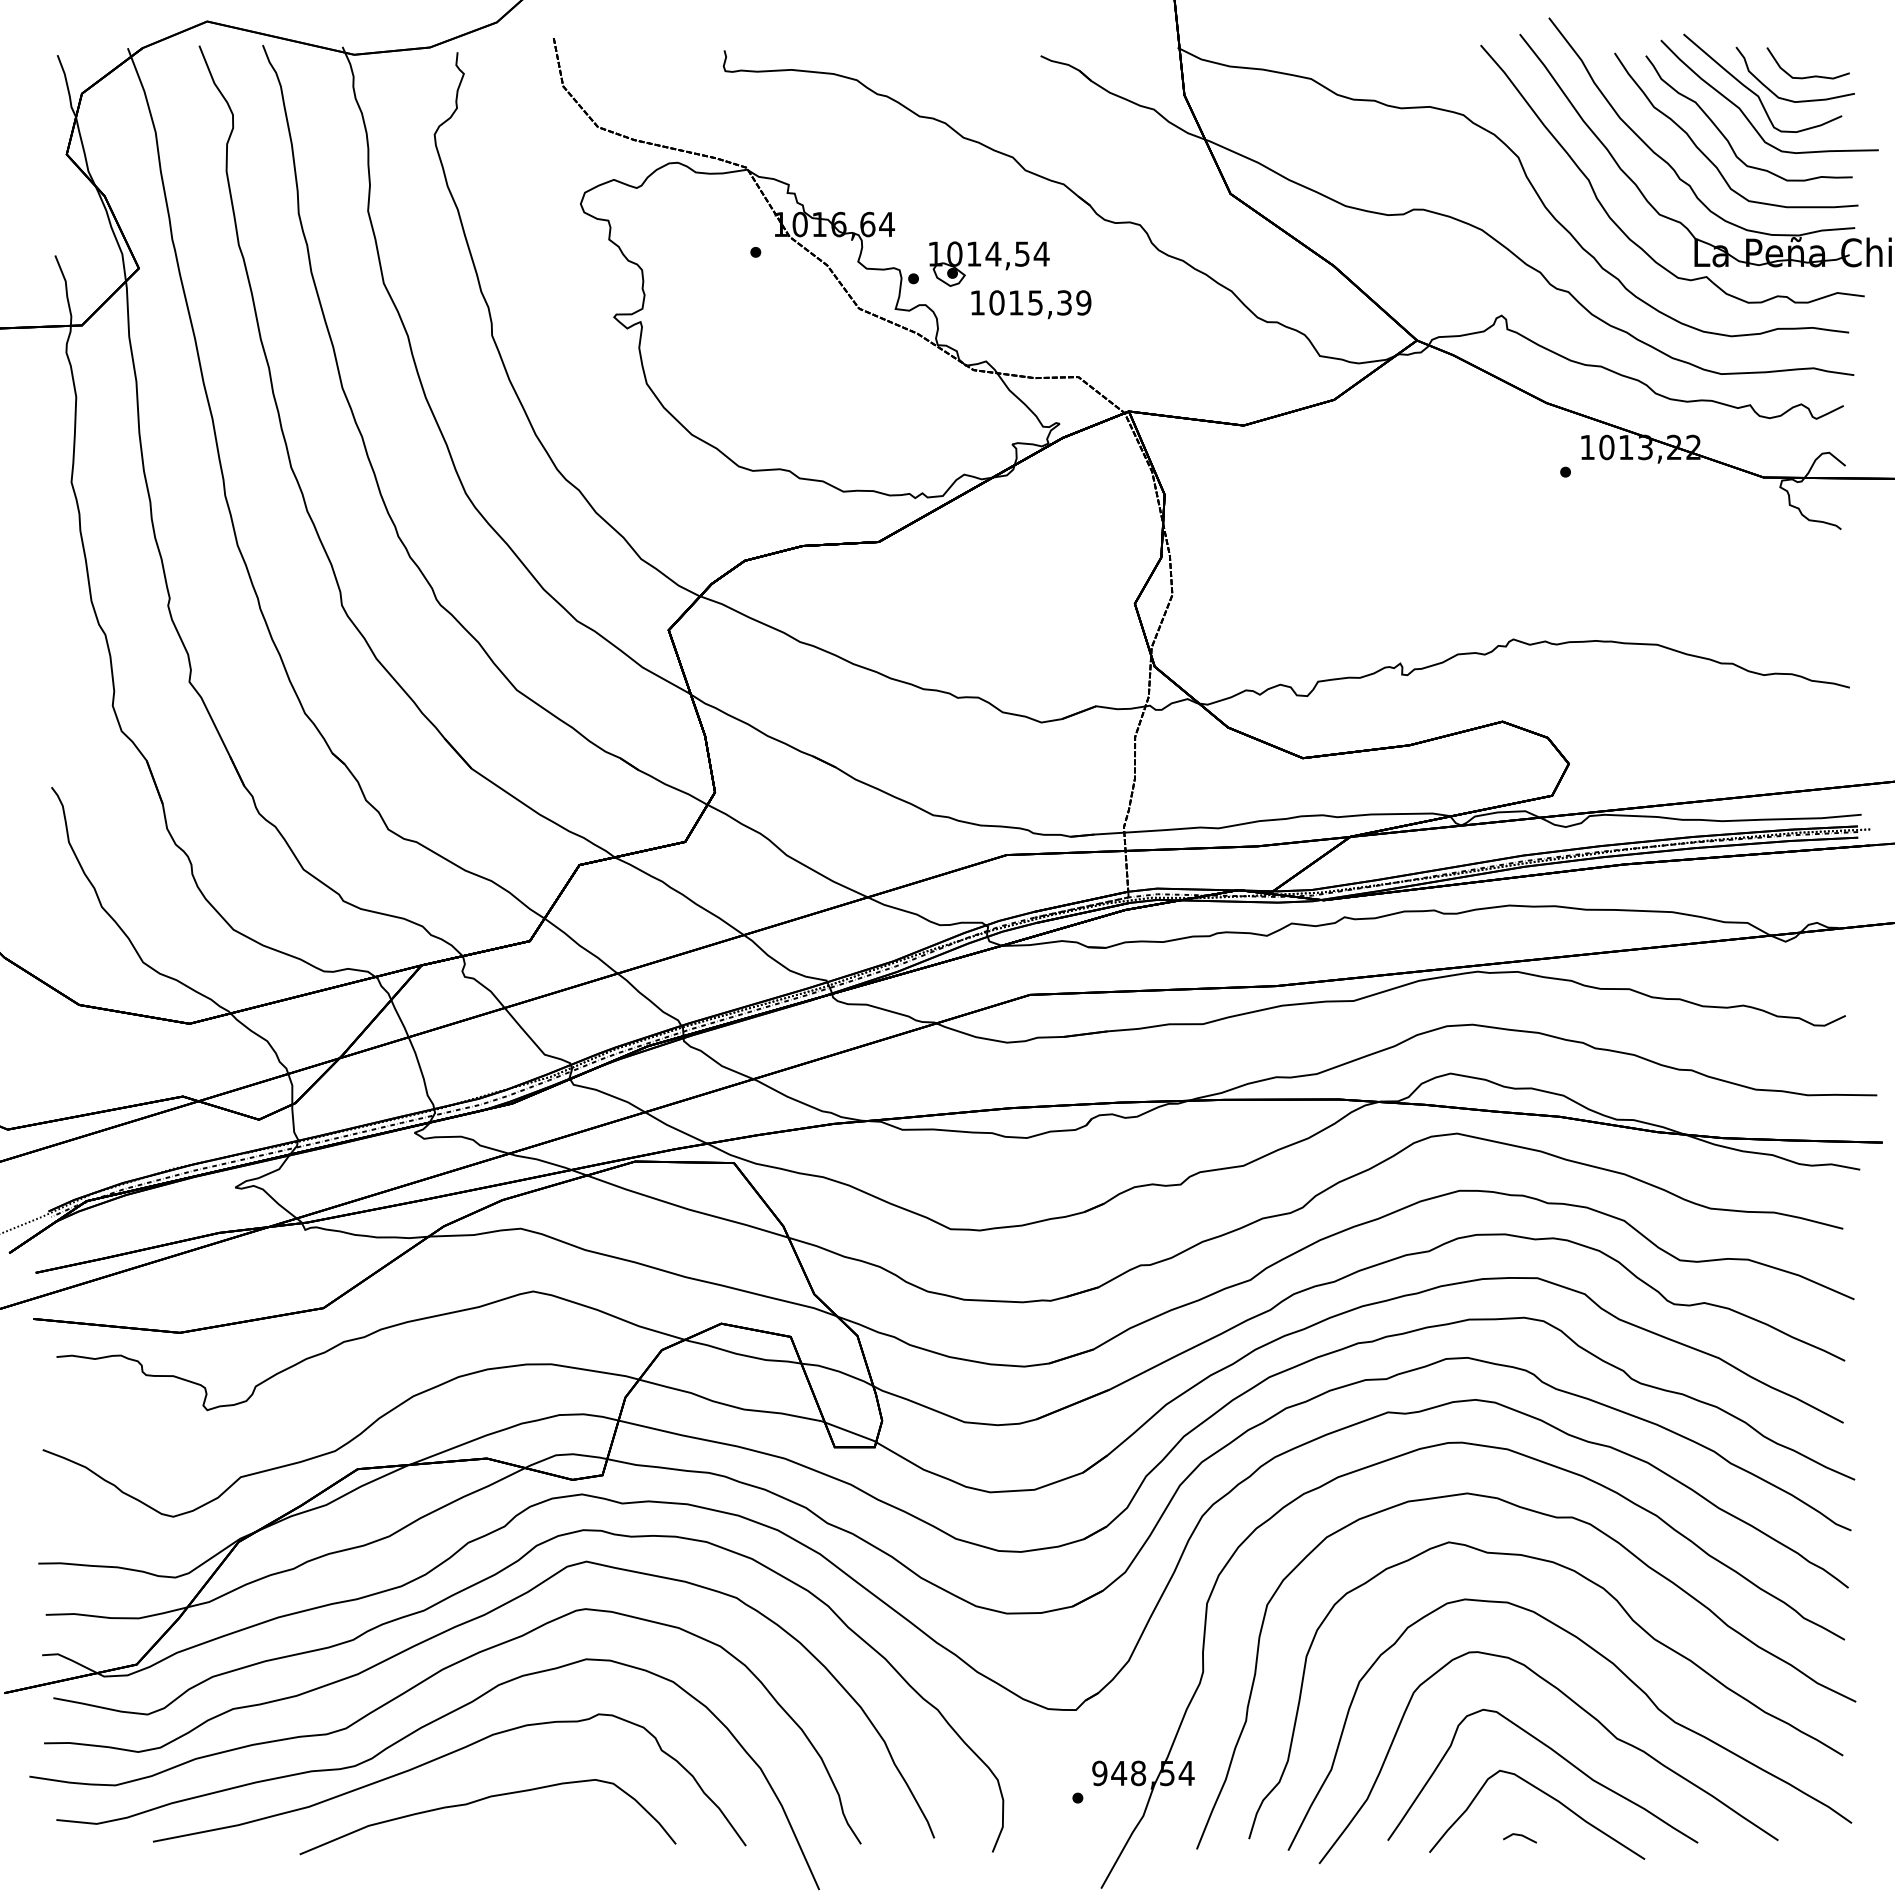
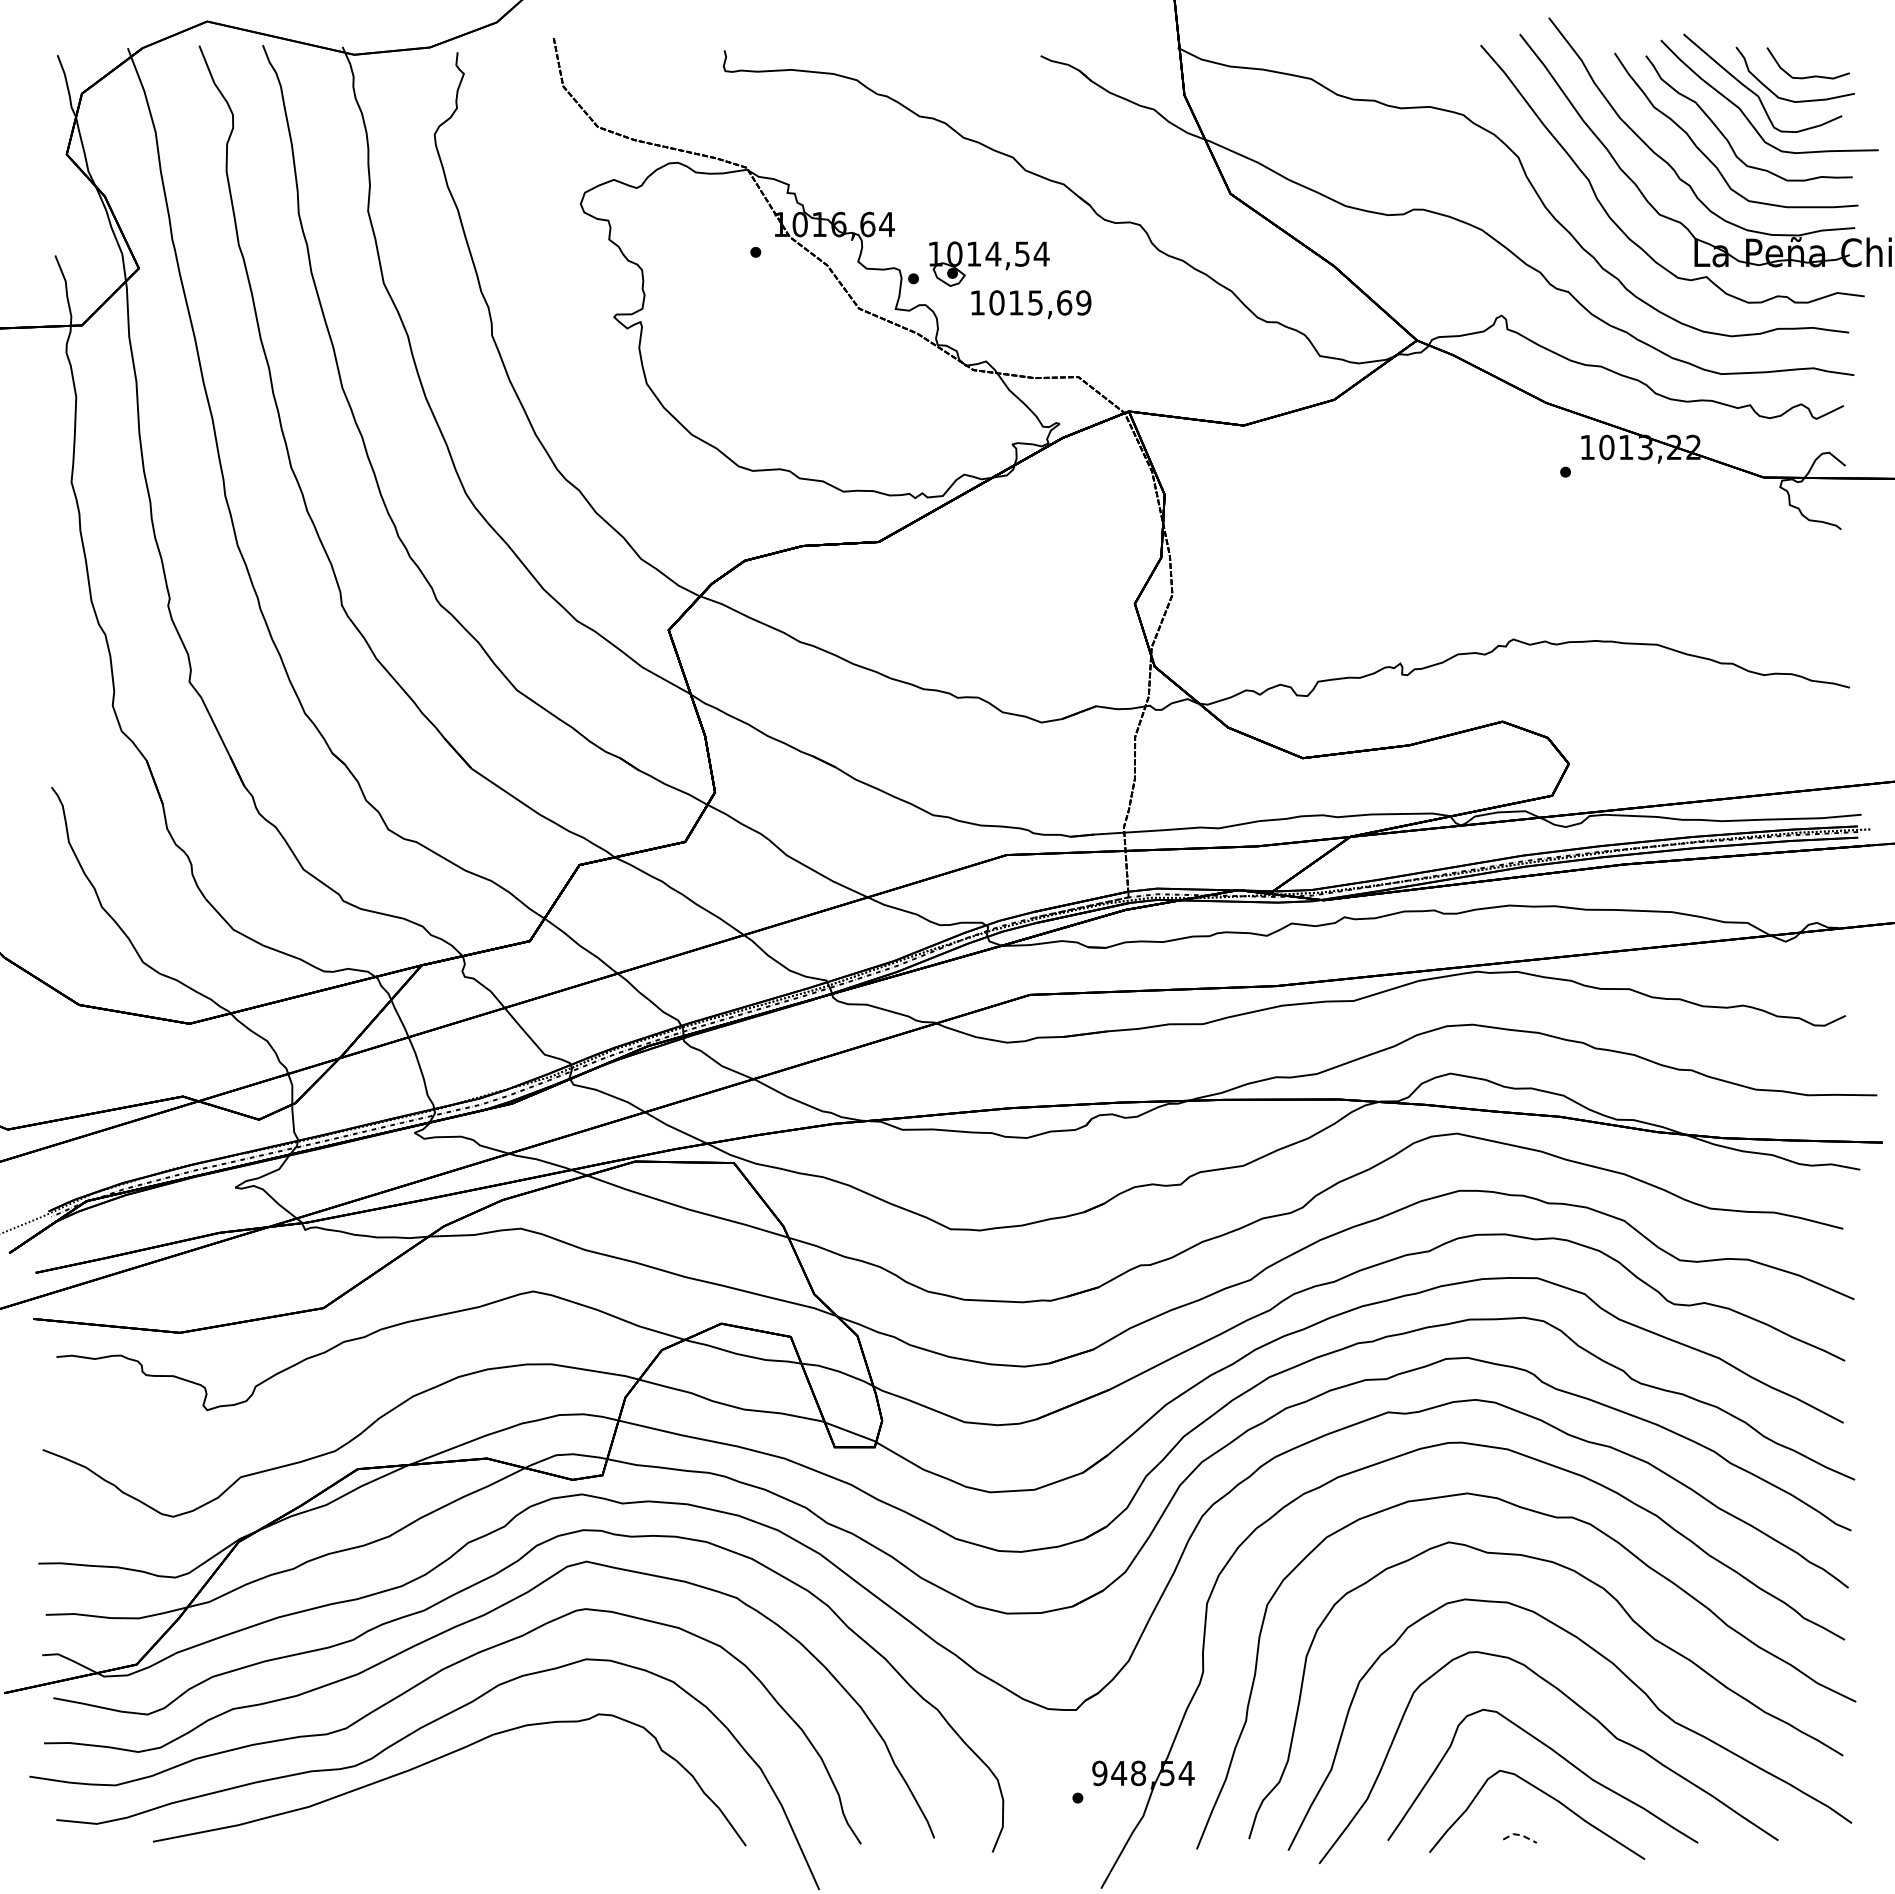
text: 1015,39 -> 1015,69 (1064, 302)
curve: present -> none (482, 1800)
line: solid -> dashed (1520, 1835)
